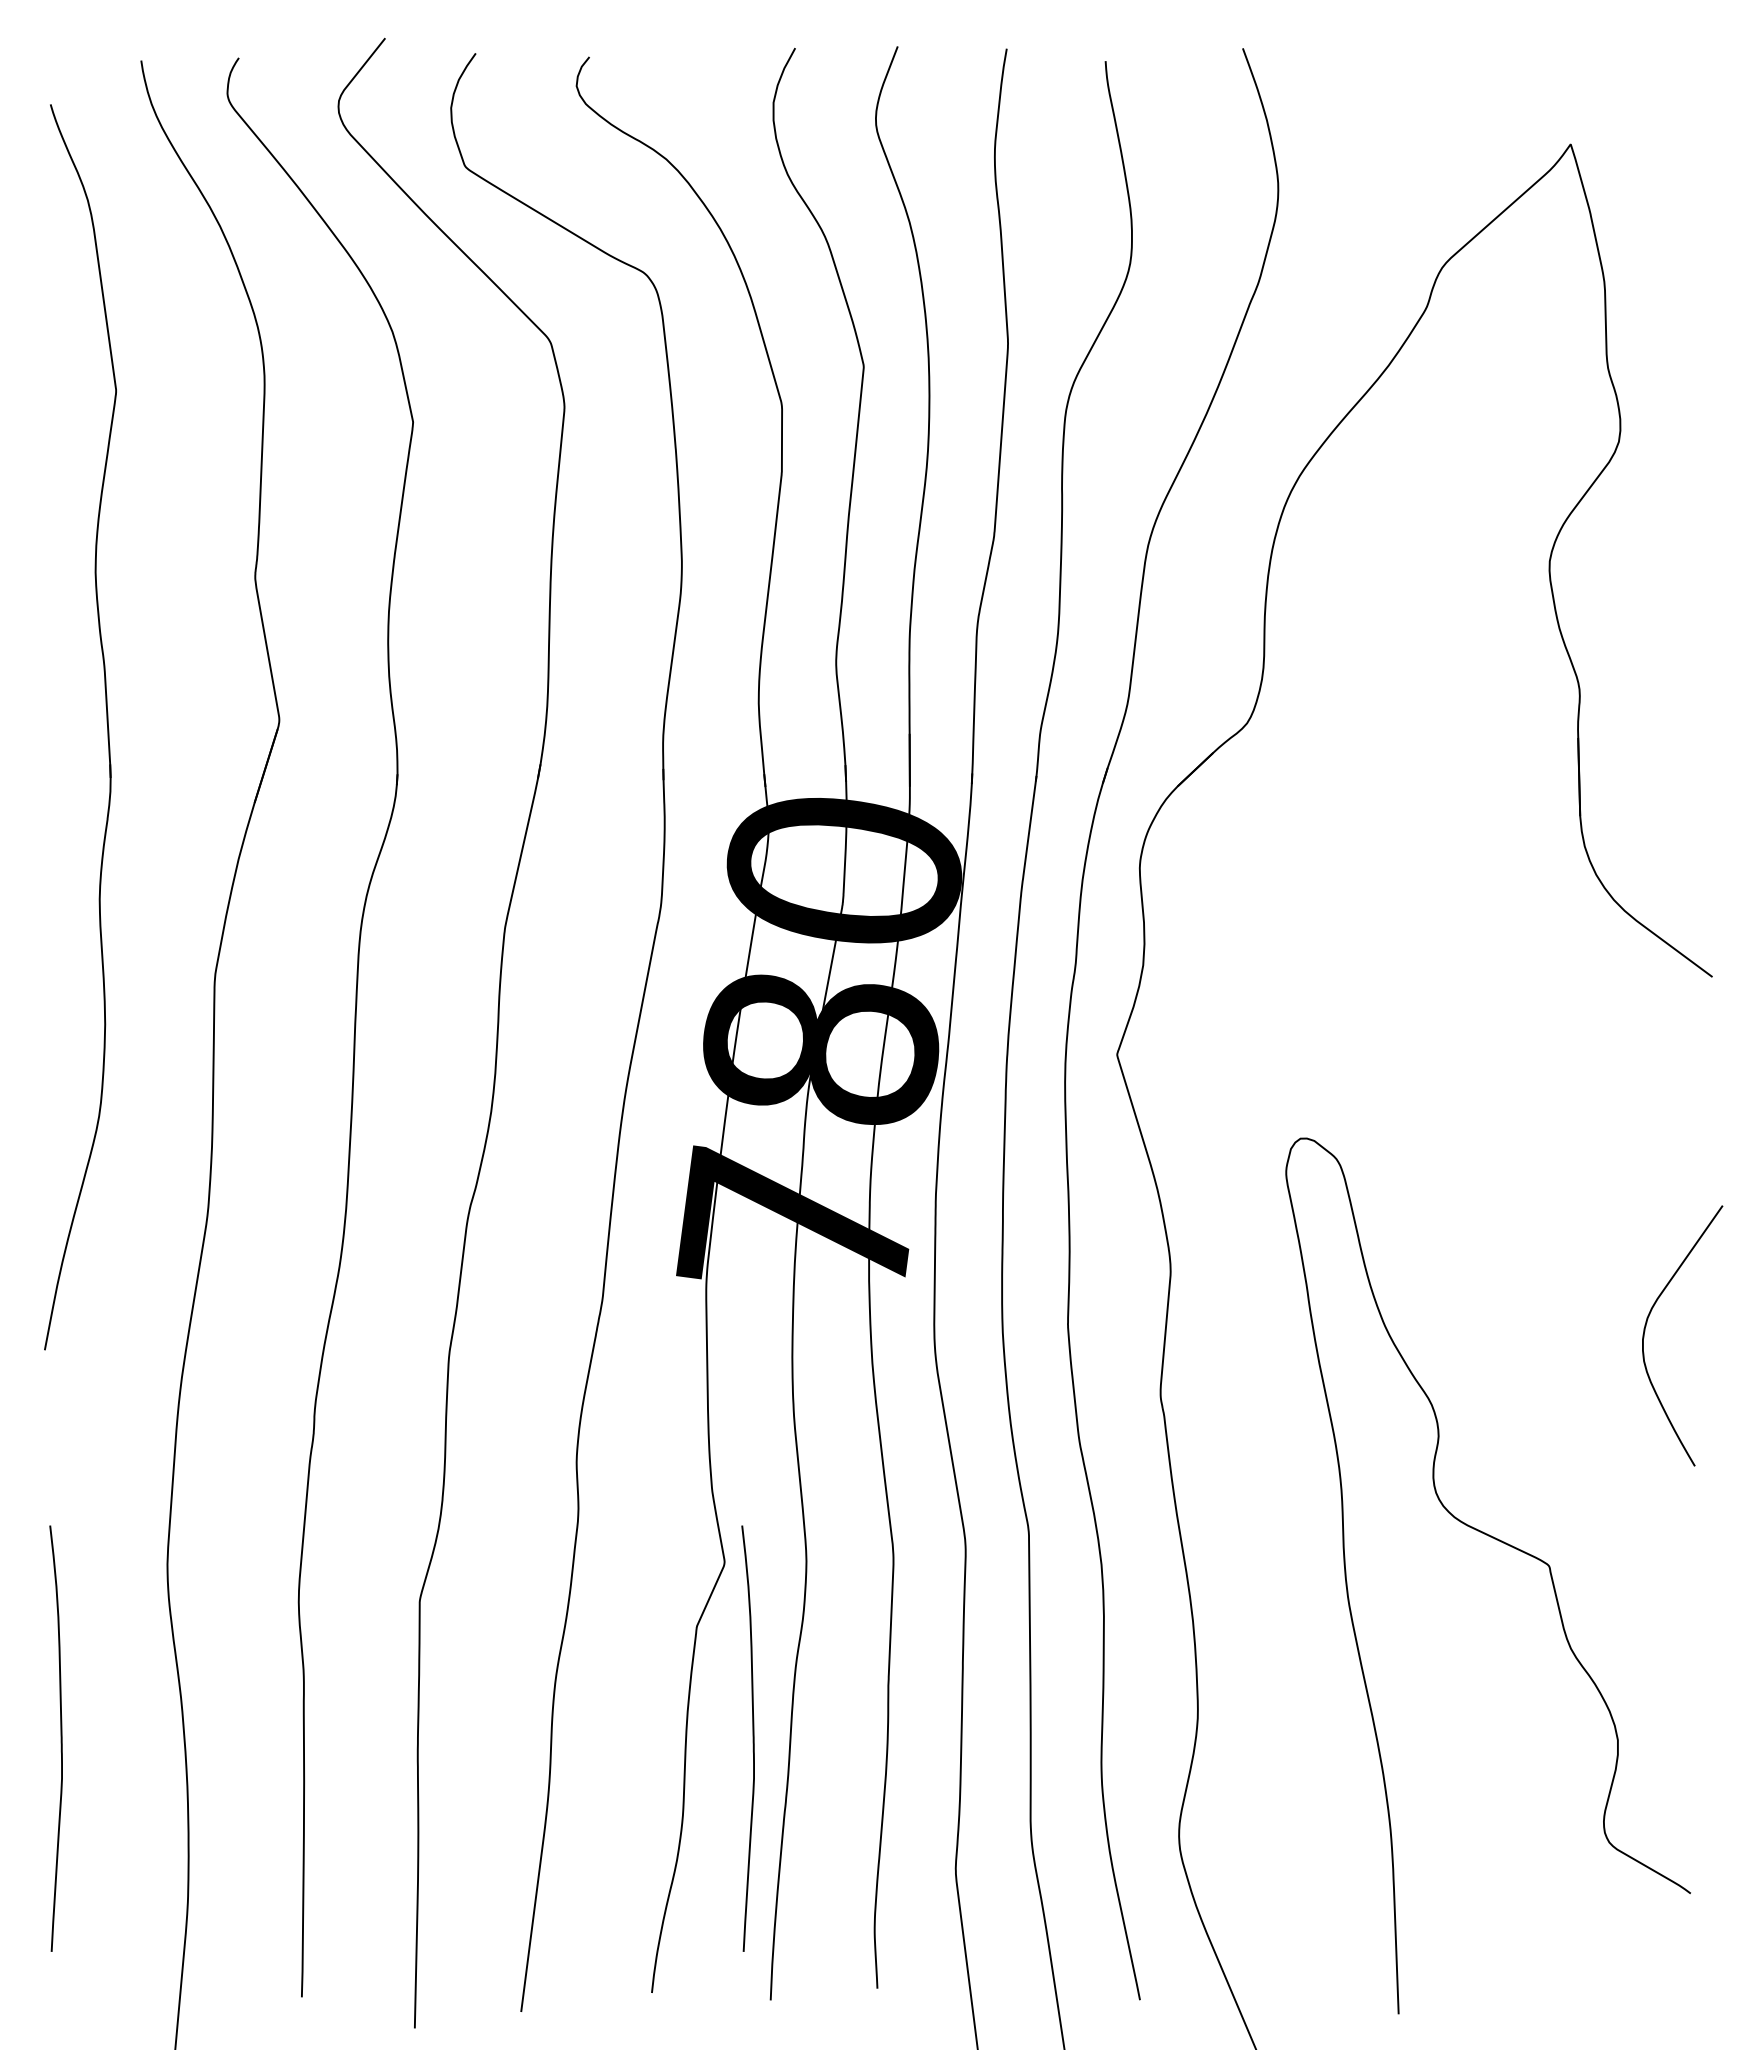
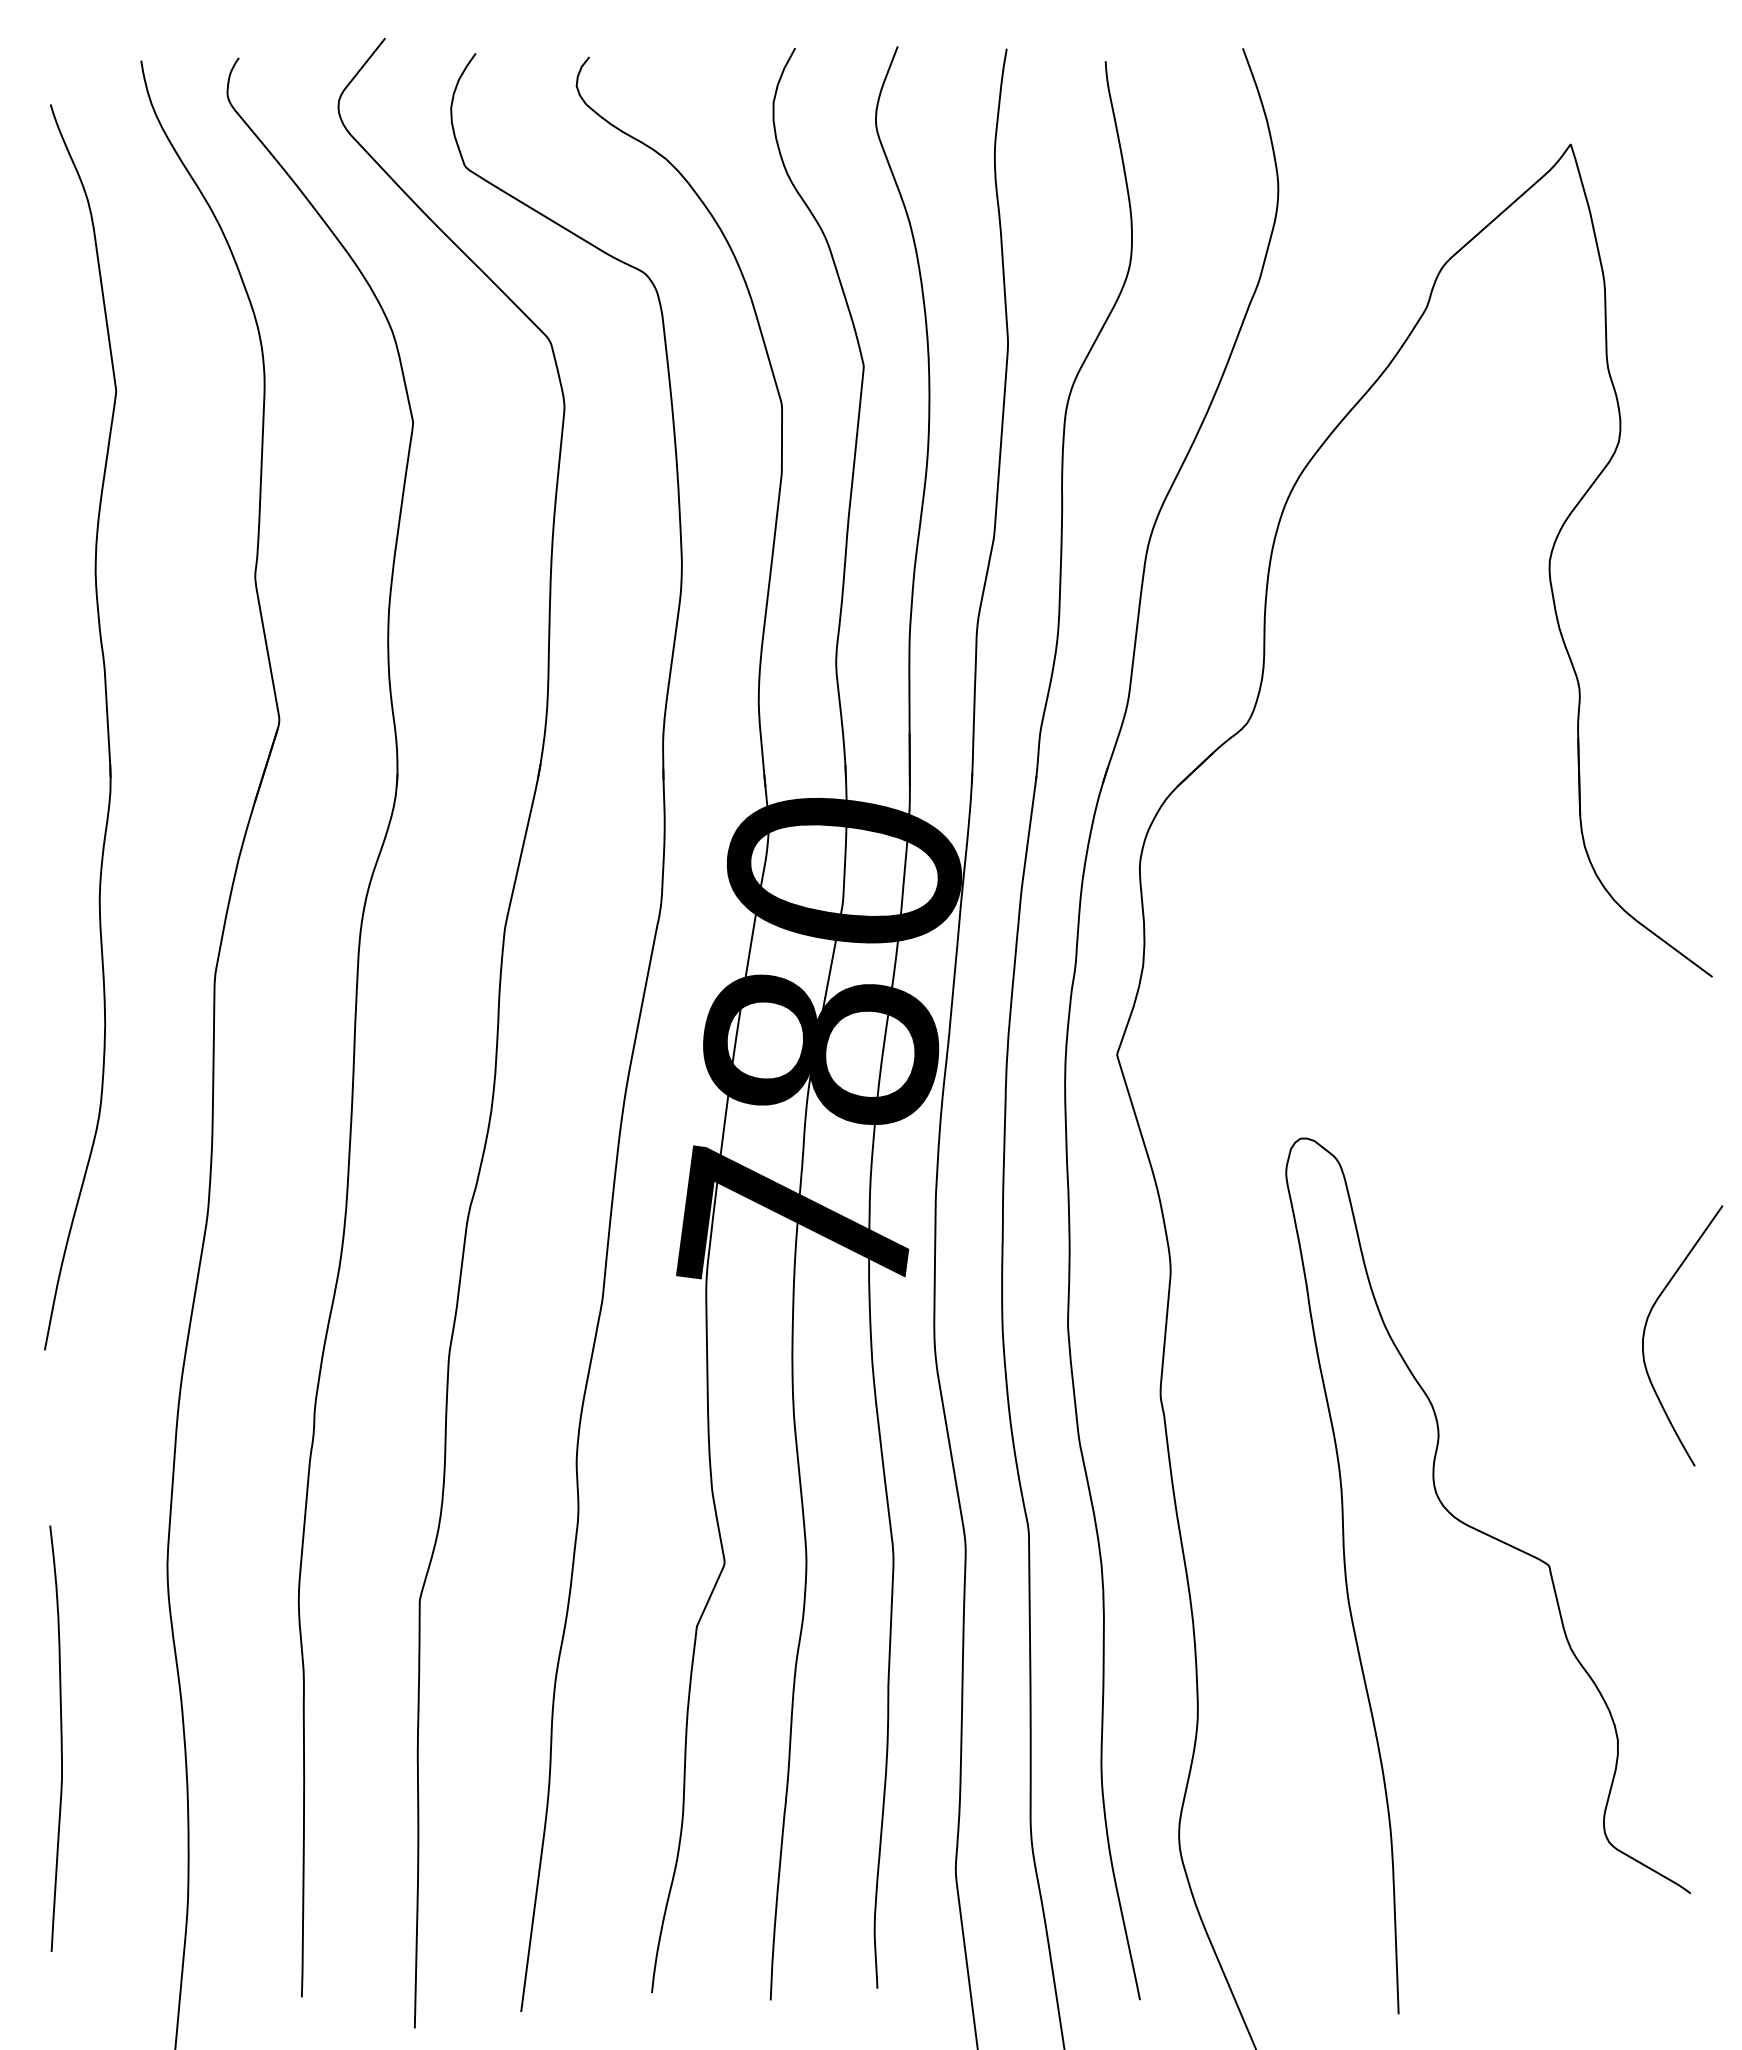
curve: present -> none (752, 1738)
